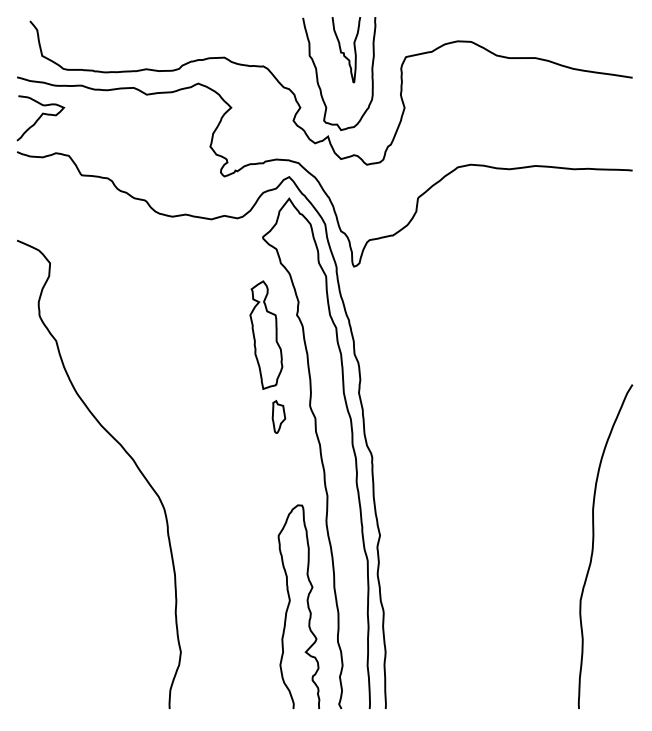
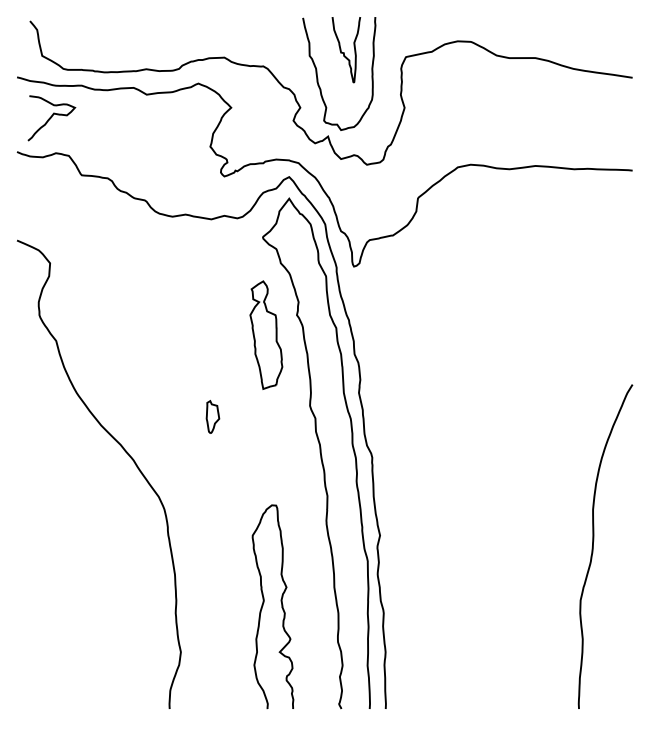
curve position: (40, 118) -> (51, 118) (51, 118)
part position: (278, 416) -> (212, 416) (212, 416)
curve position: (290, 602) -> (264, 602) (264, 602)
